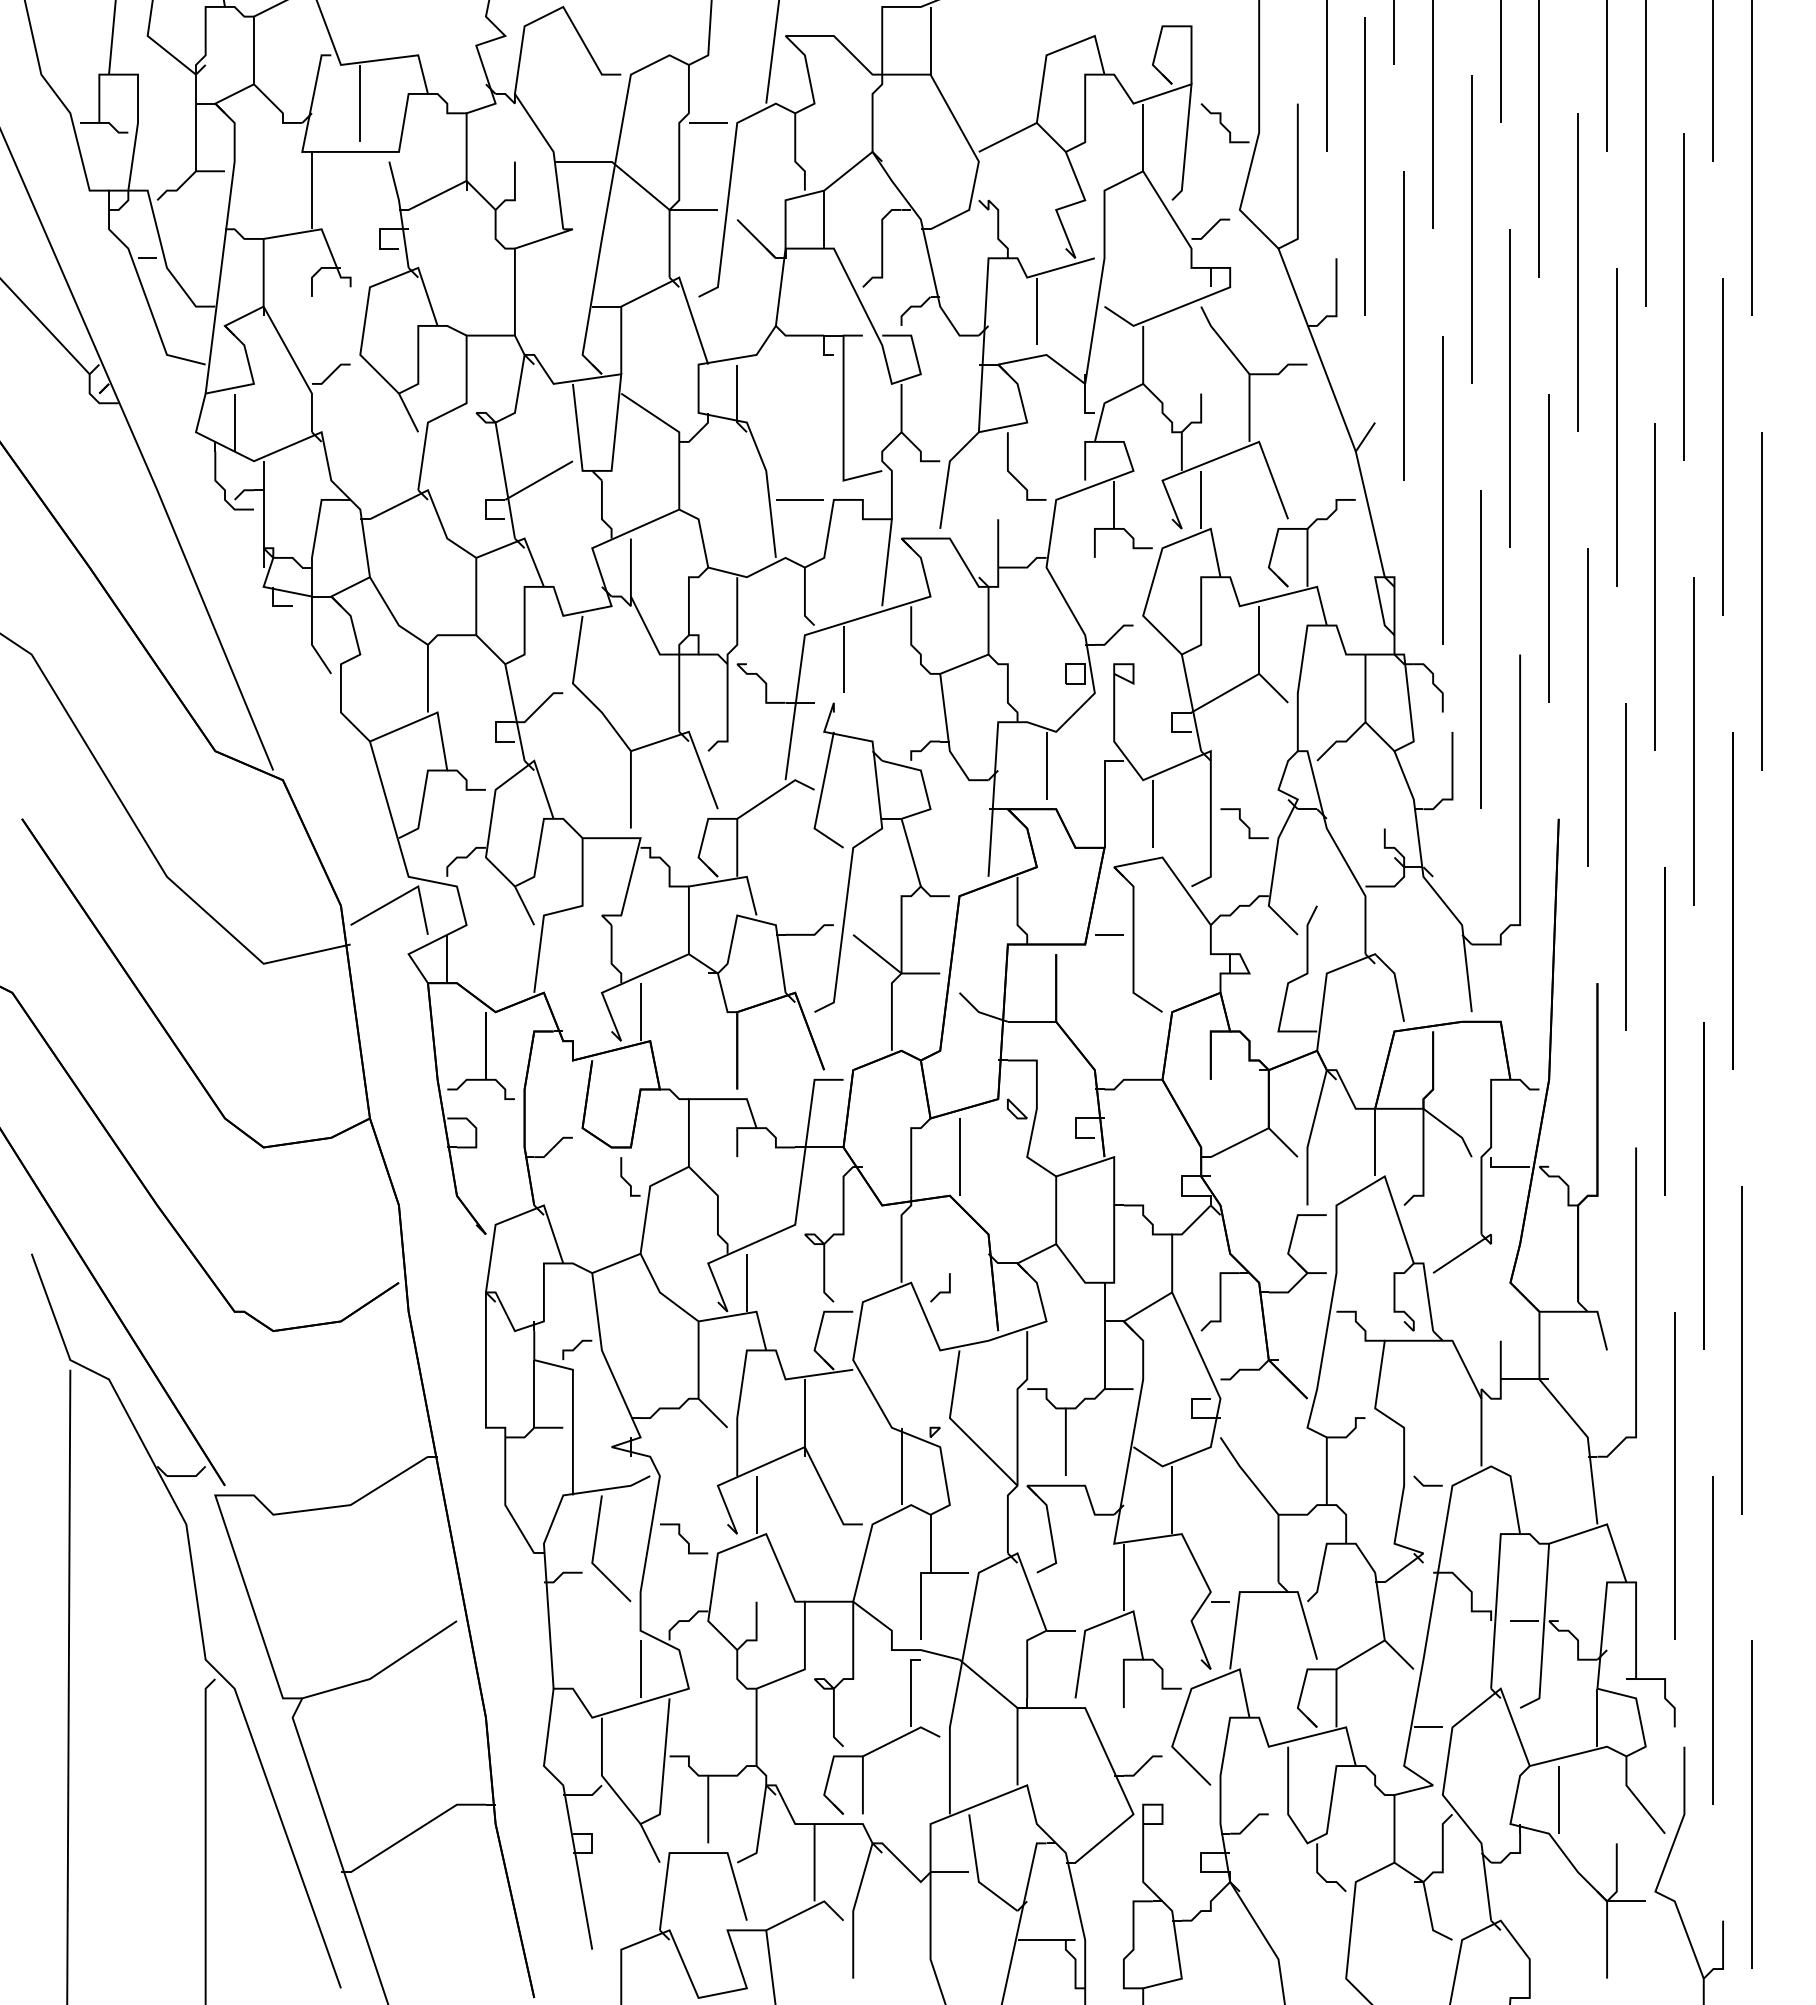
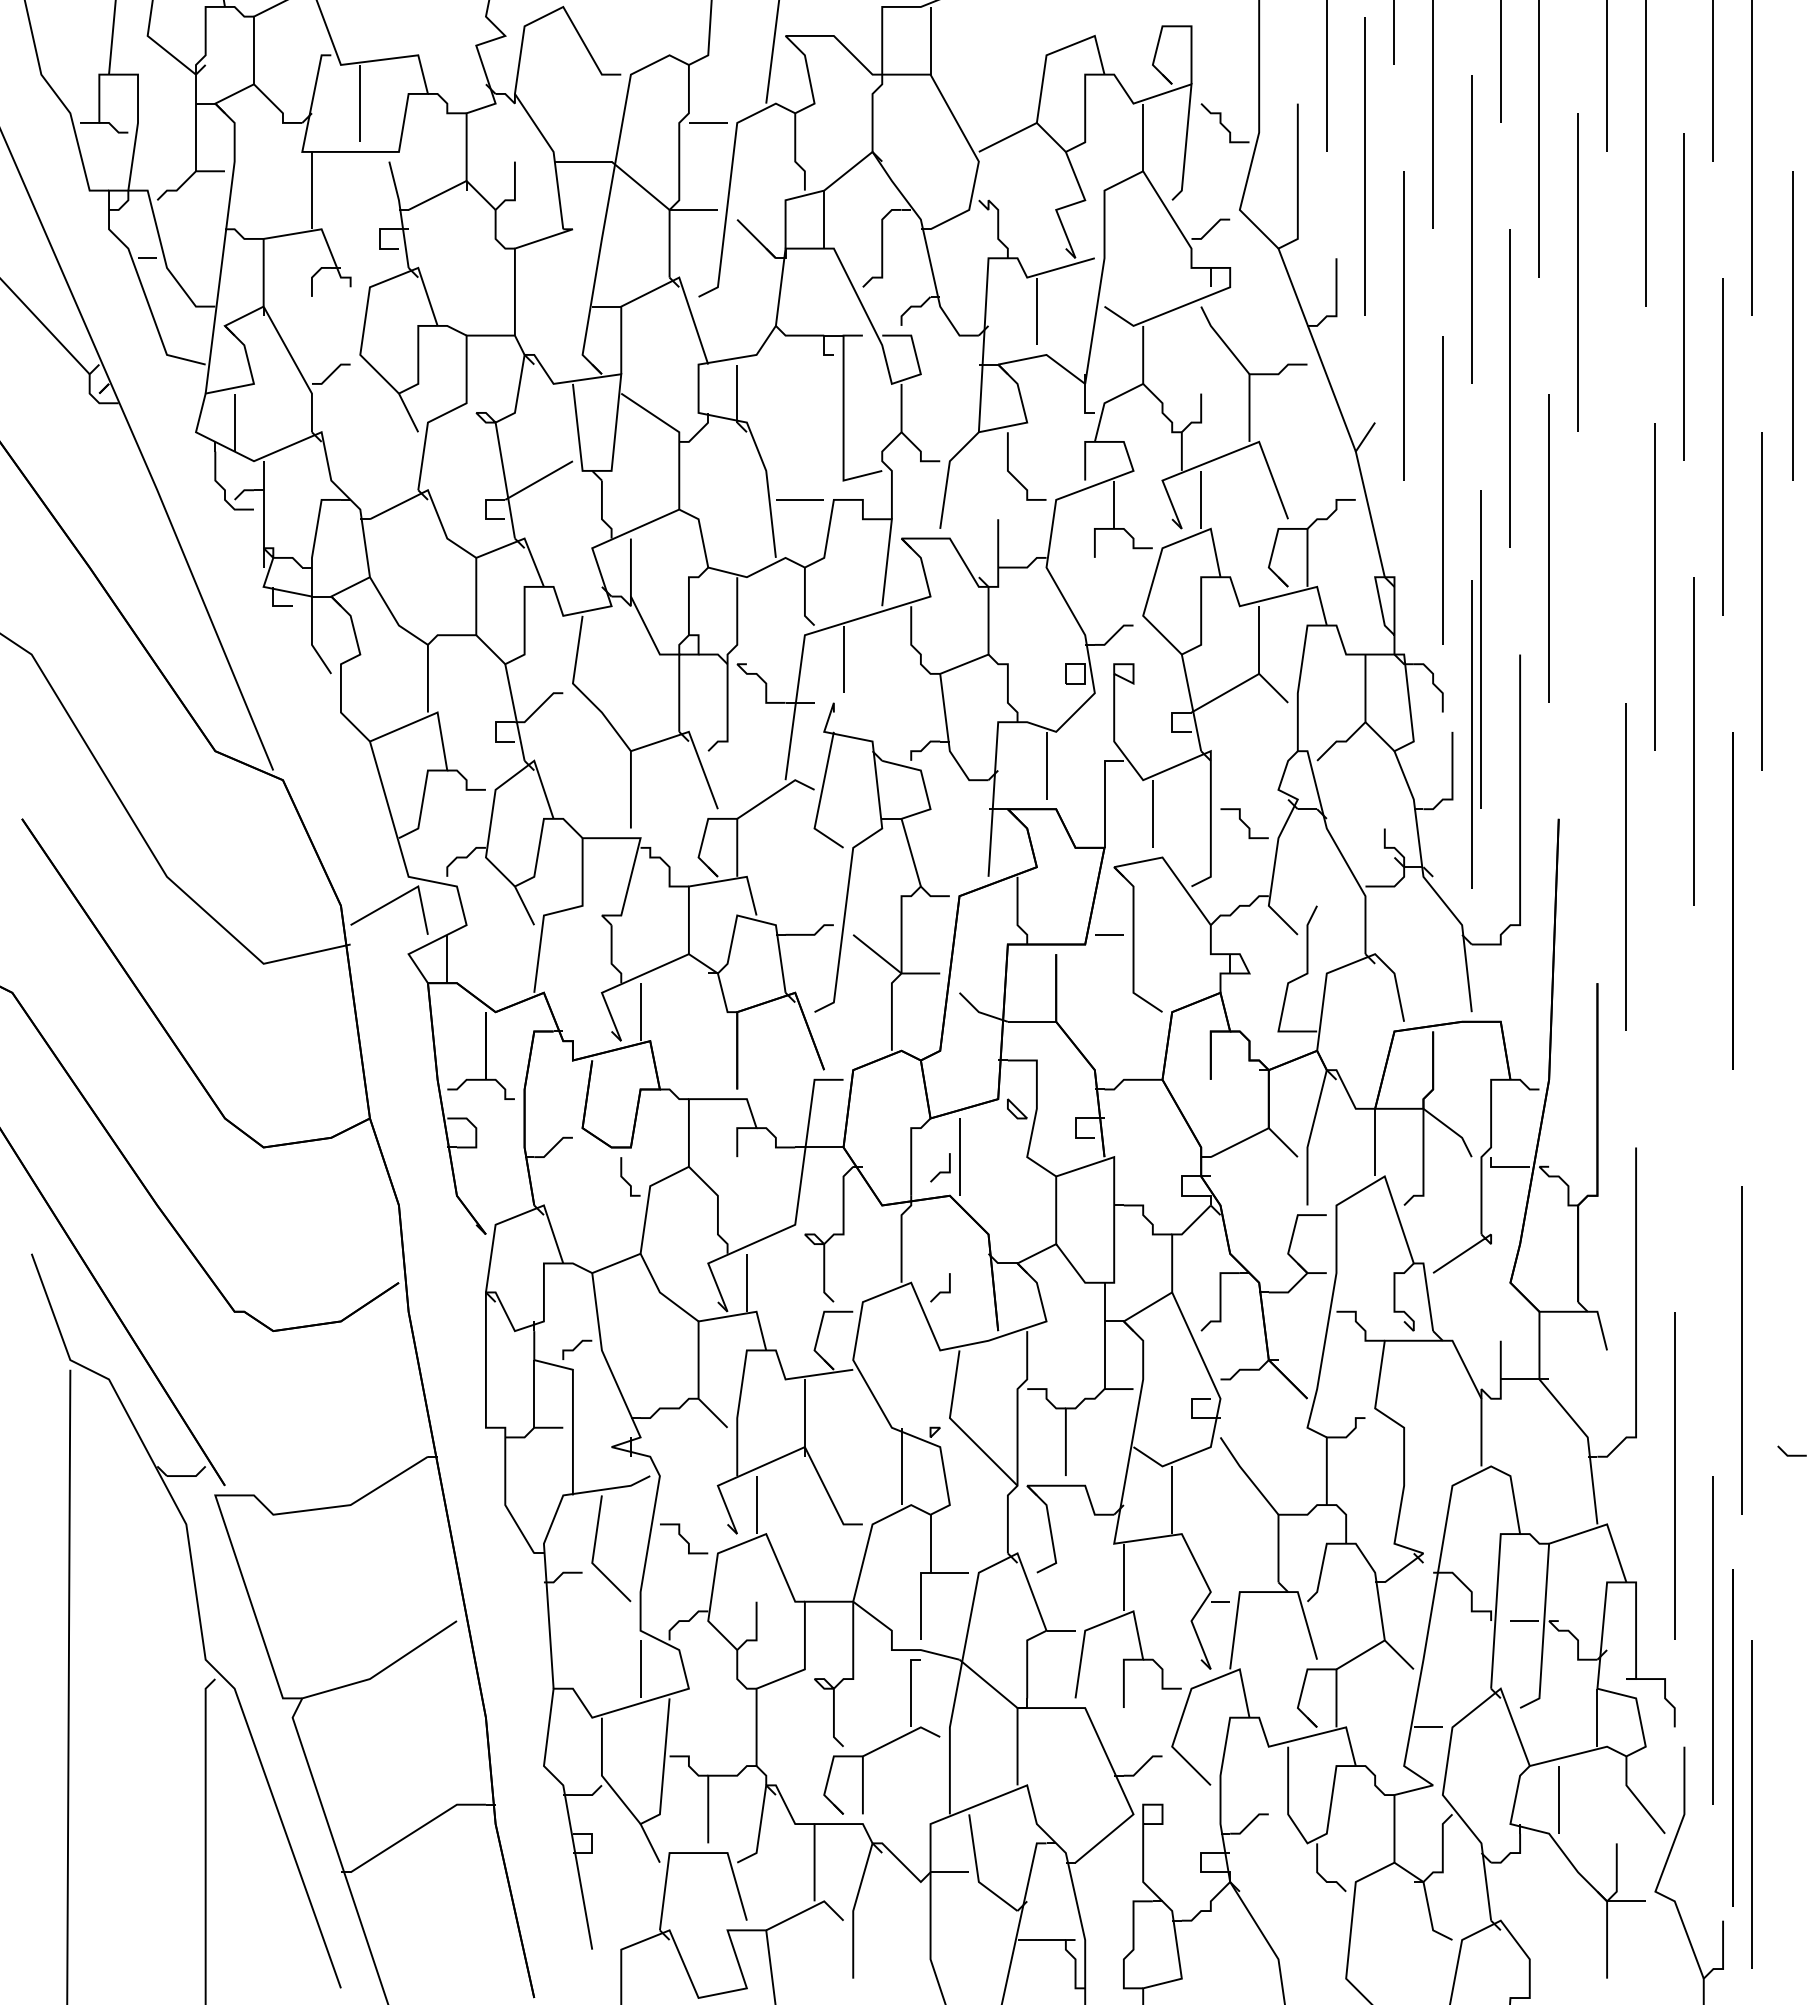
line: none -> present (1792, 325)
line: present -> none (1616, 427)
line: present -> none (1587, 707)
line: none -> present (1471, 734)
line: present -> none (1664, 1031)
line: none -> present (940, 1171)
line: present -> none (1703, 1185)
line position: (1427, 1484) -> (1791, 1454) (1791, 1454)
line: none -> present (1732, 1737)
